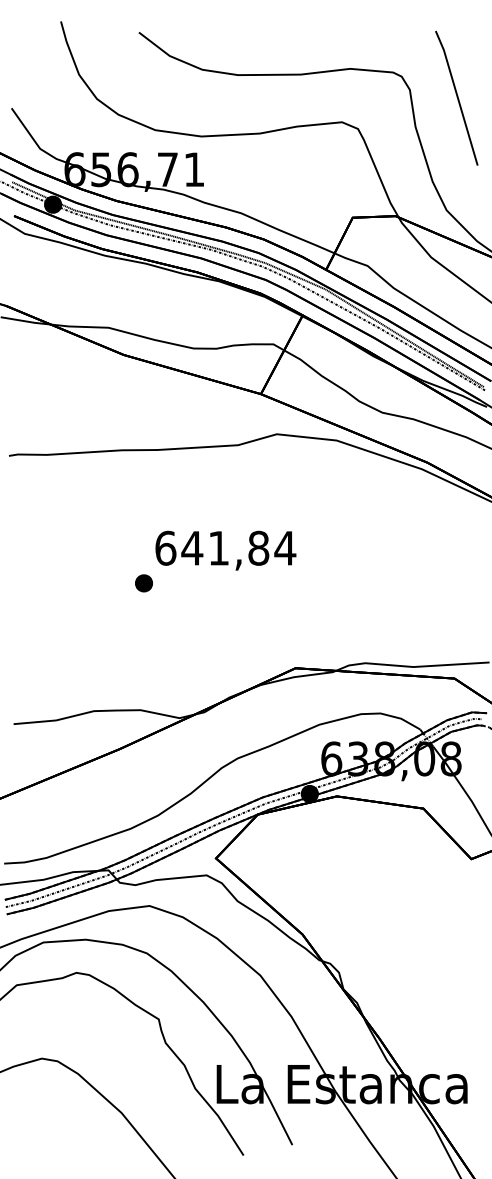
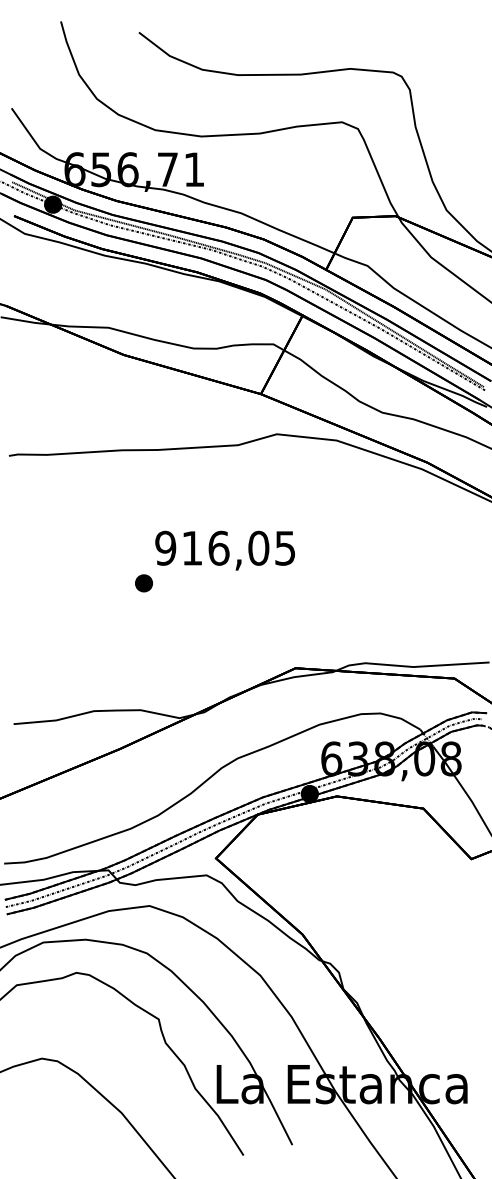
part: present -> none (456, 97)
text: 641,84 -> 916,05 (225, 547)
